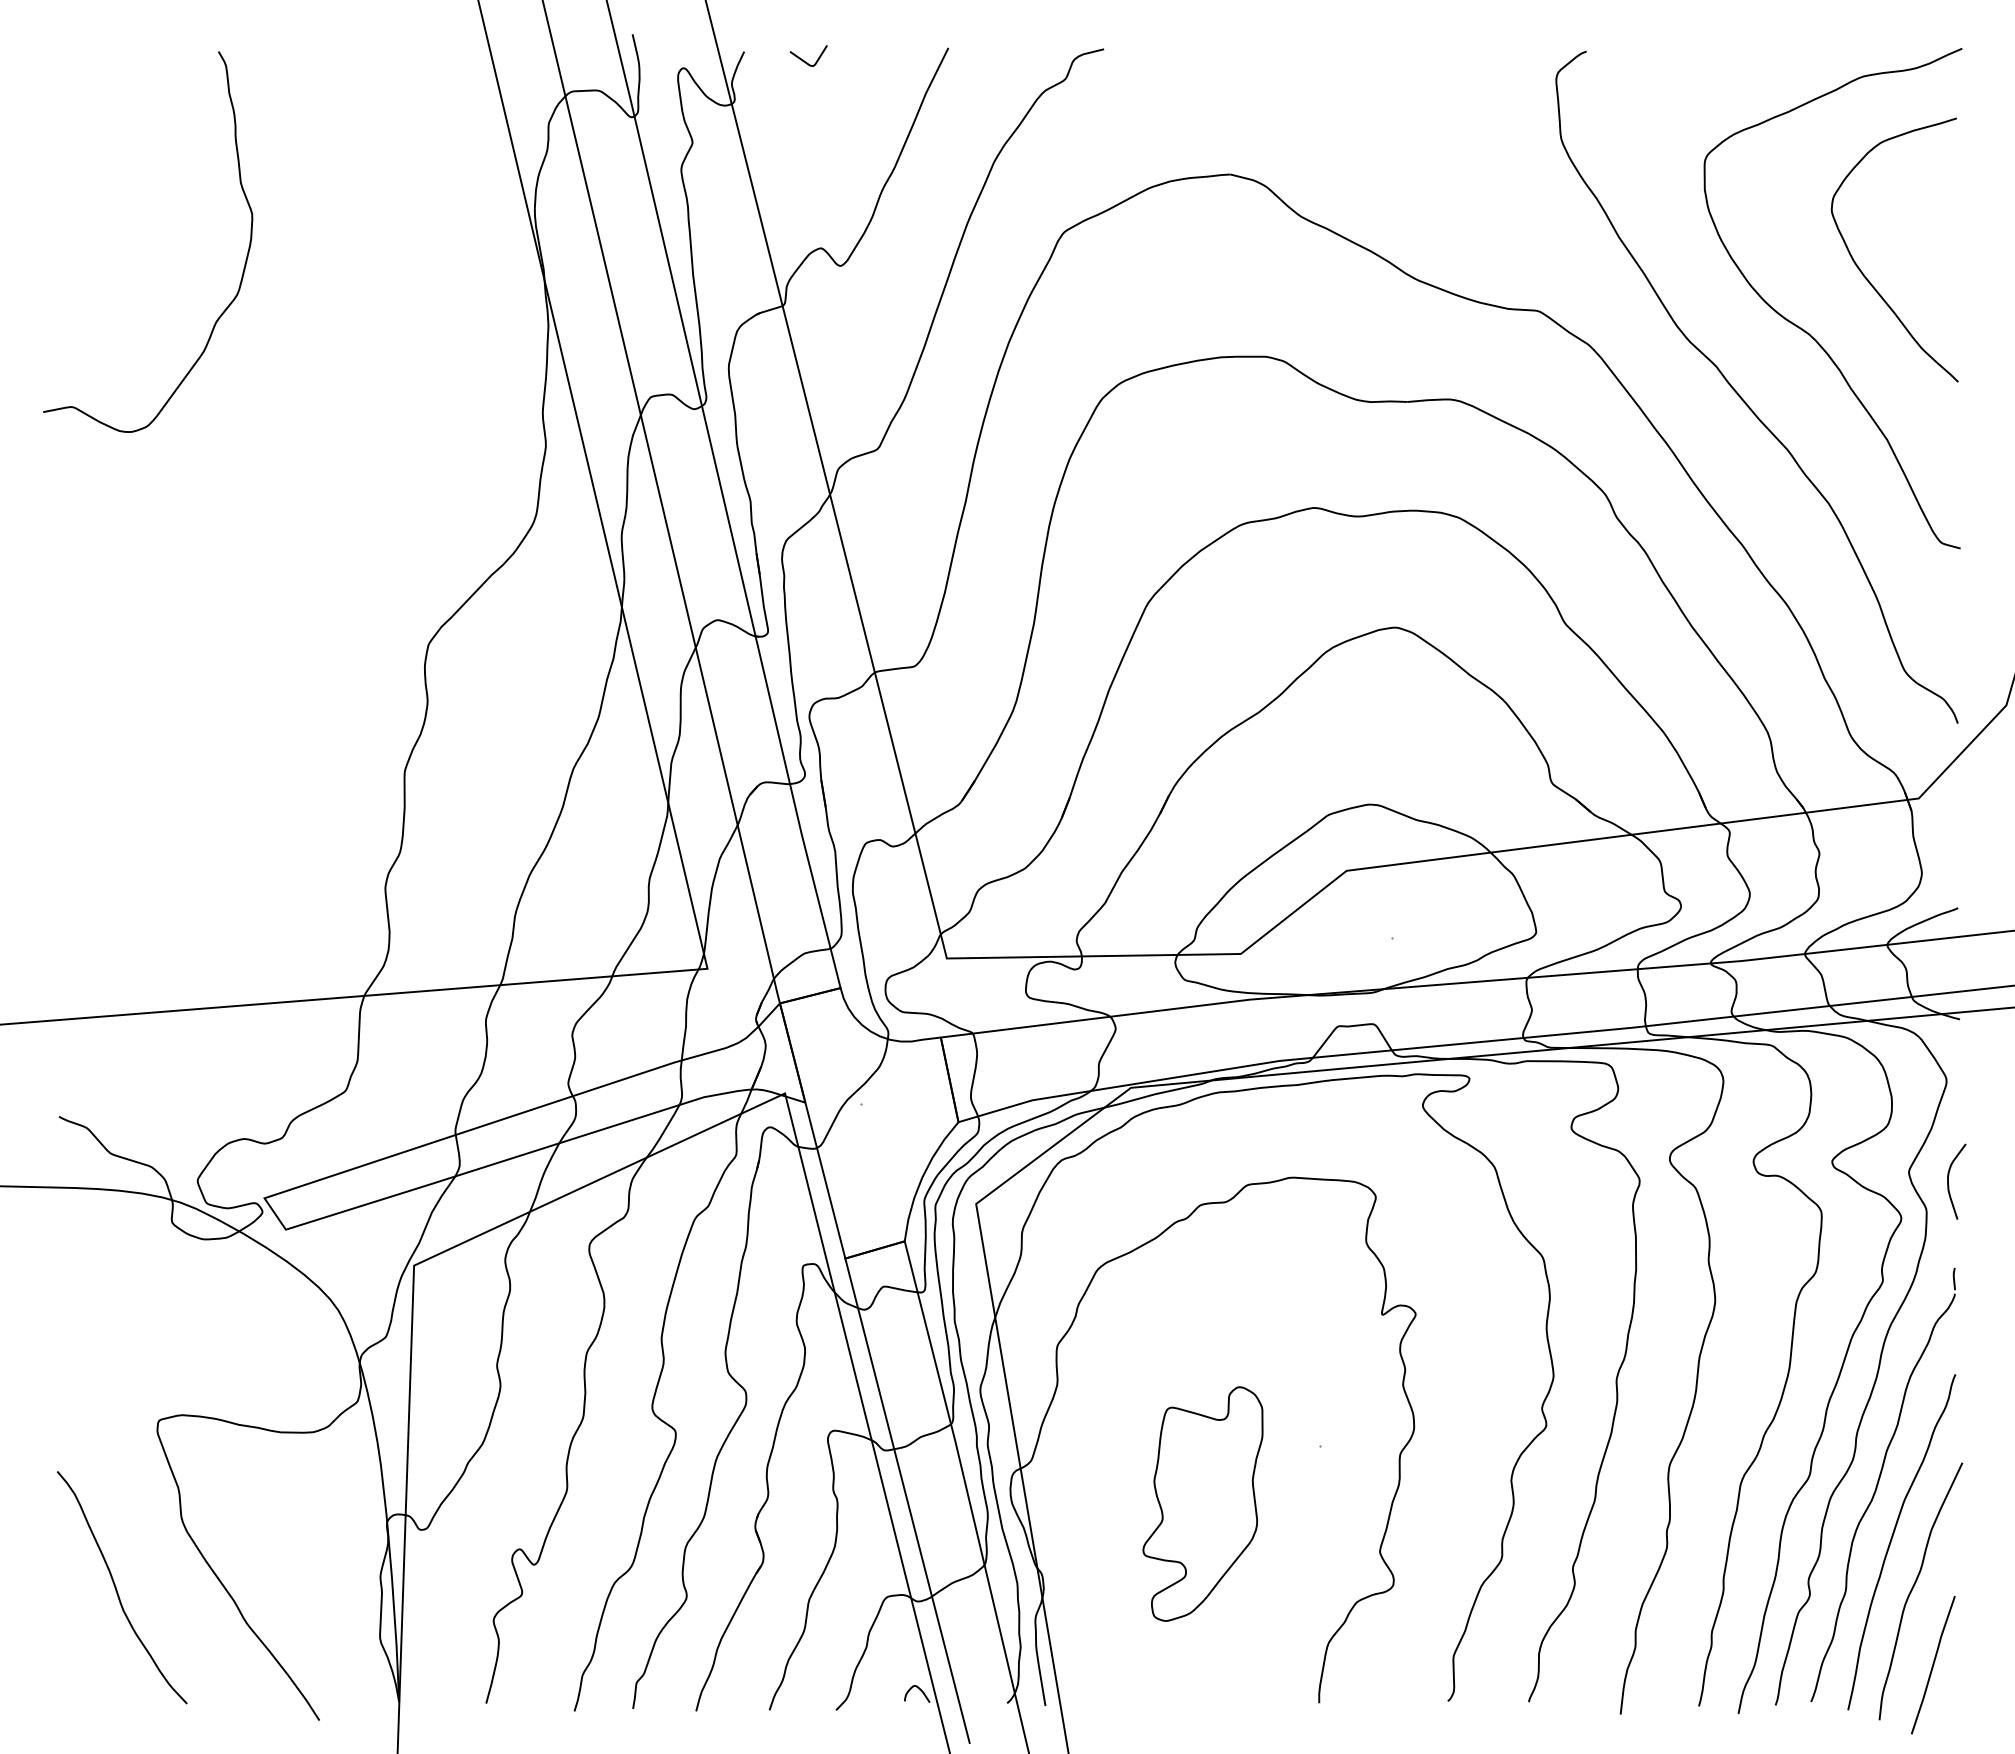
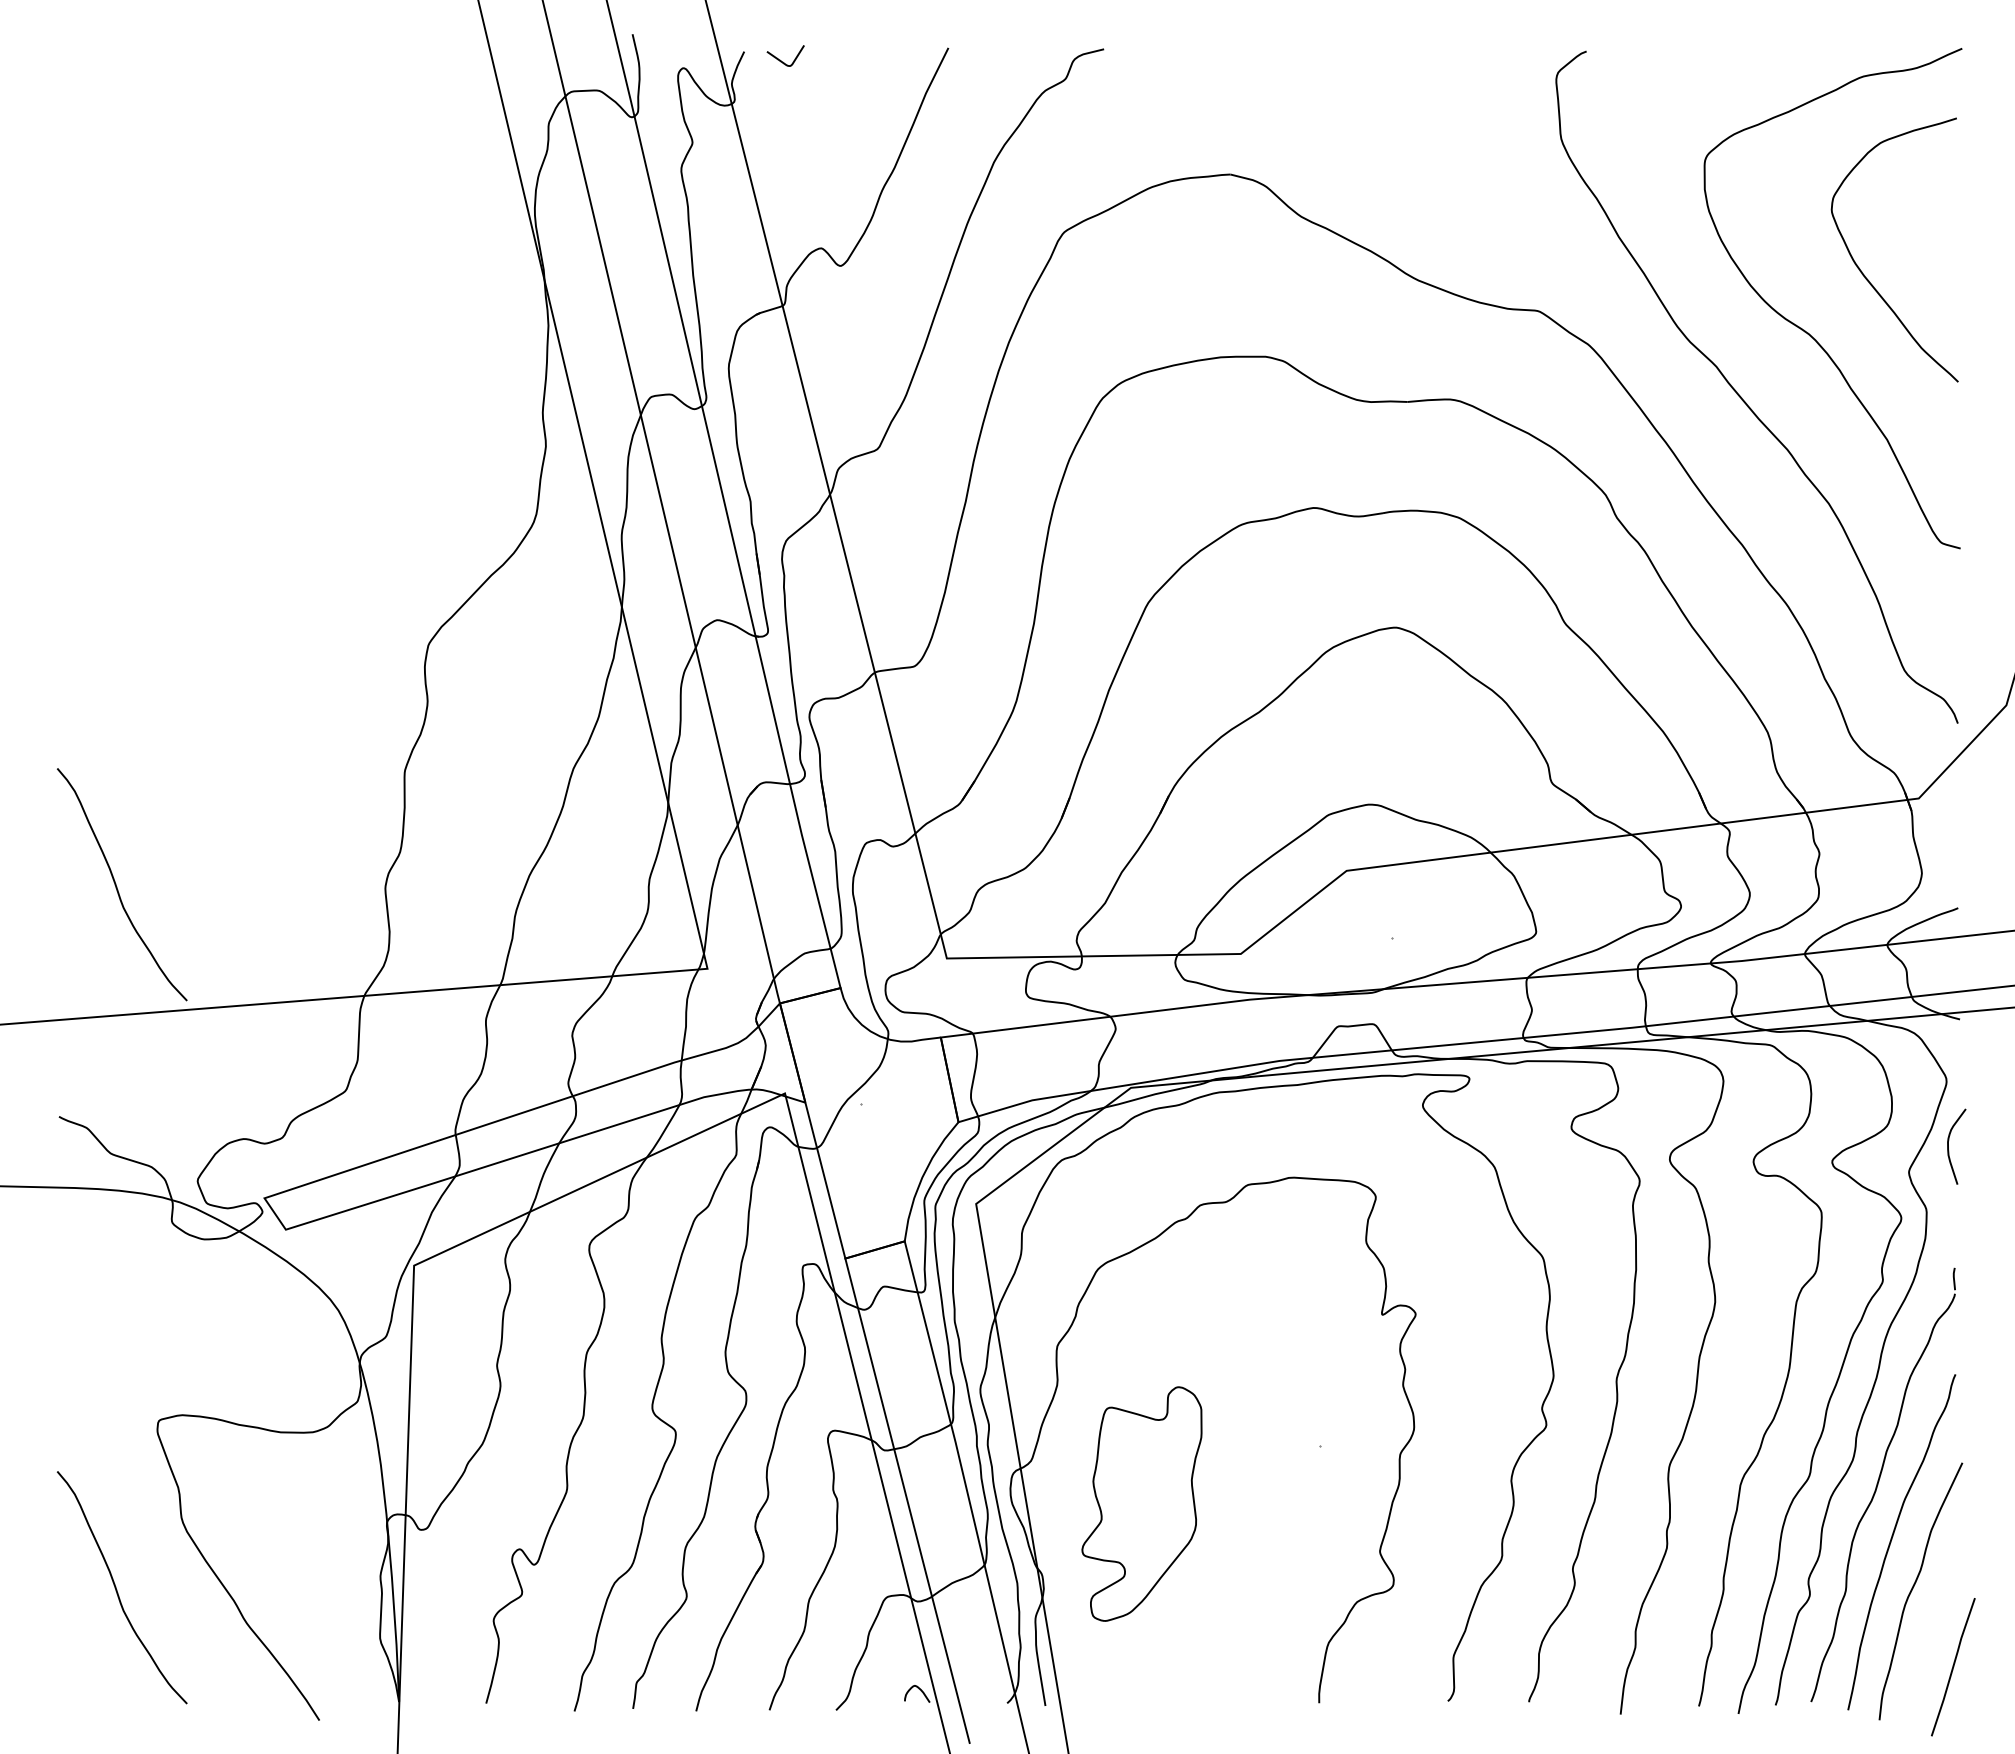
curve position: (806, 61) -> (783, 61) (783, 61)
curve: present -> none (244, 263)
curve: none -> present (117, 886)
curve position: (1948, 1181) -> (1948, 1146) (1948, 1146)
part position: (1202, 1503) -> (1141, 1503) (1141, 1503)
line position: (1933, 1665) -> (1953, 1667) (1953, 1667)
